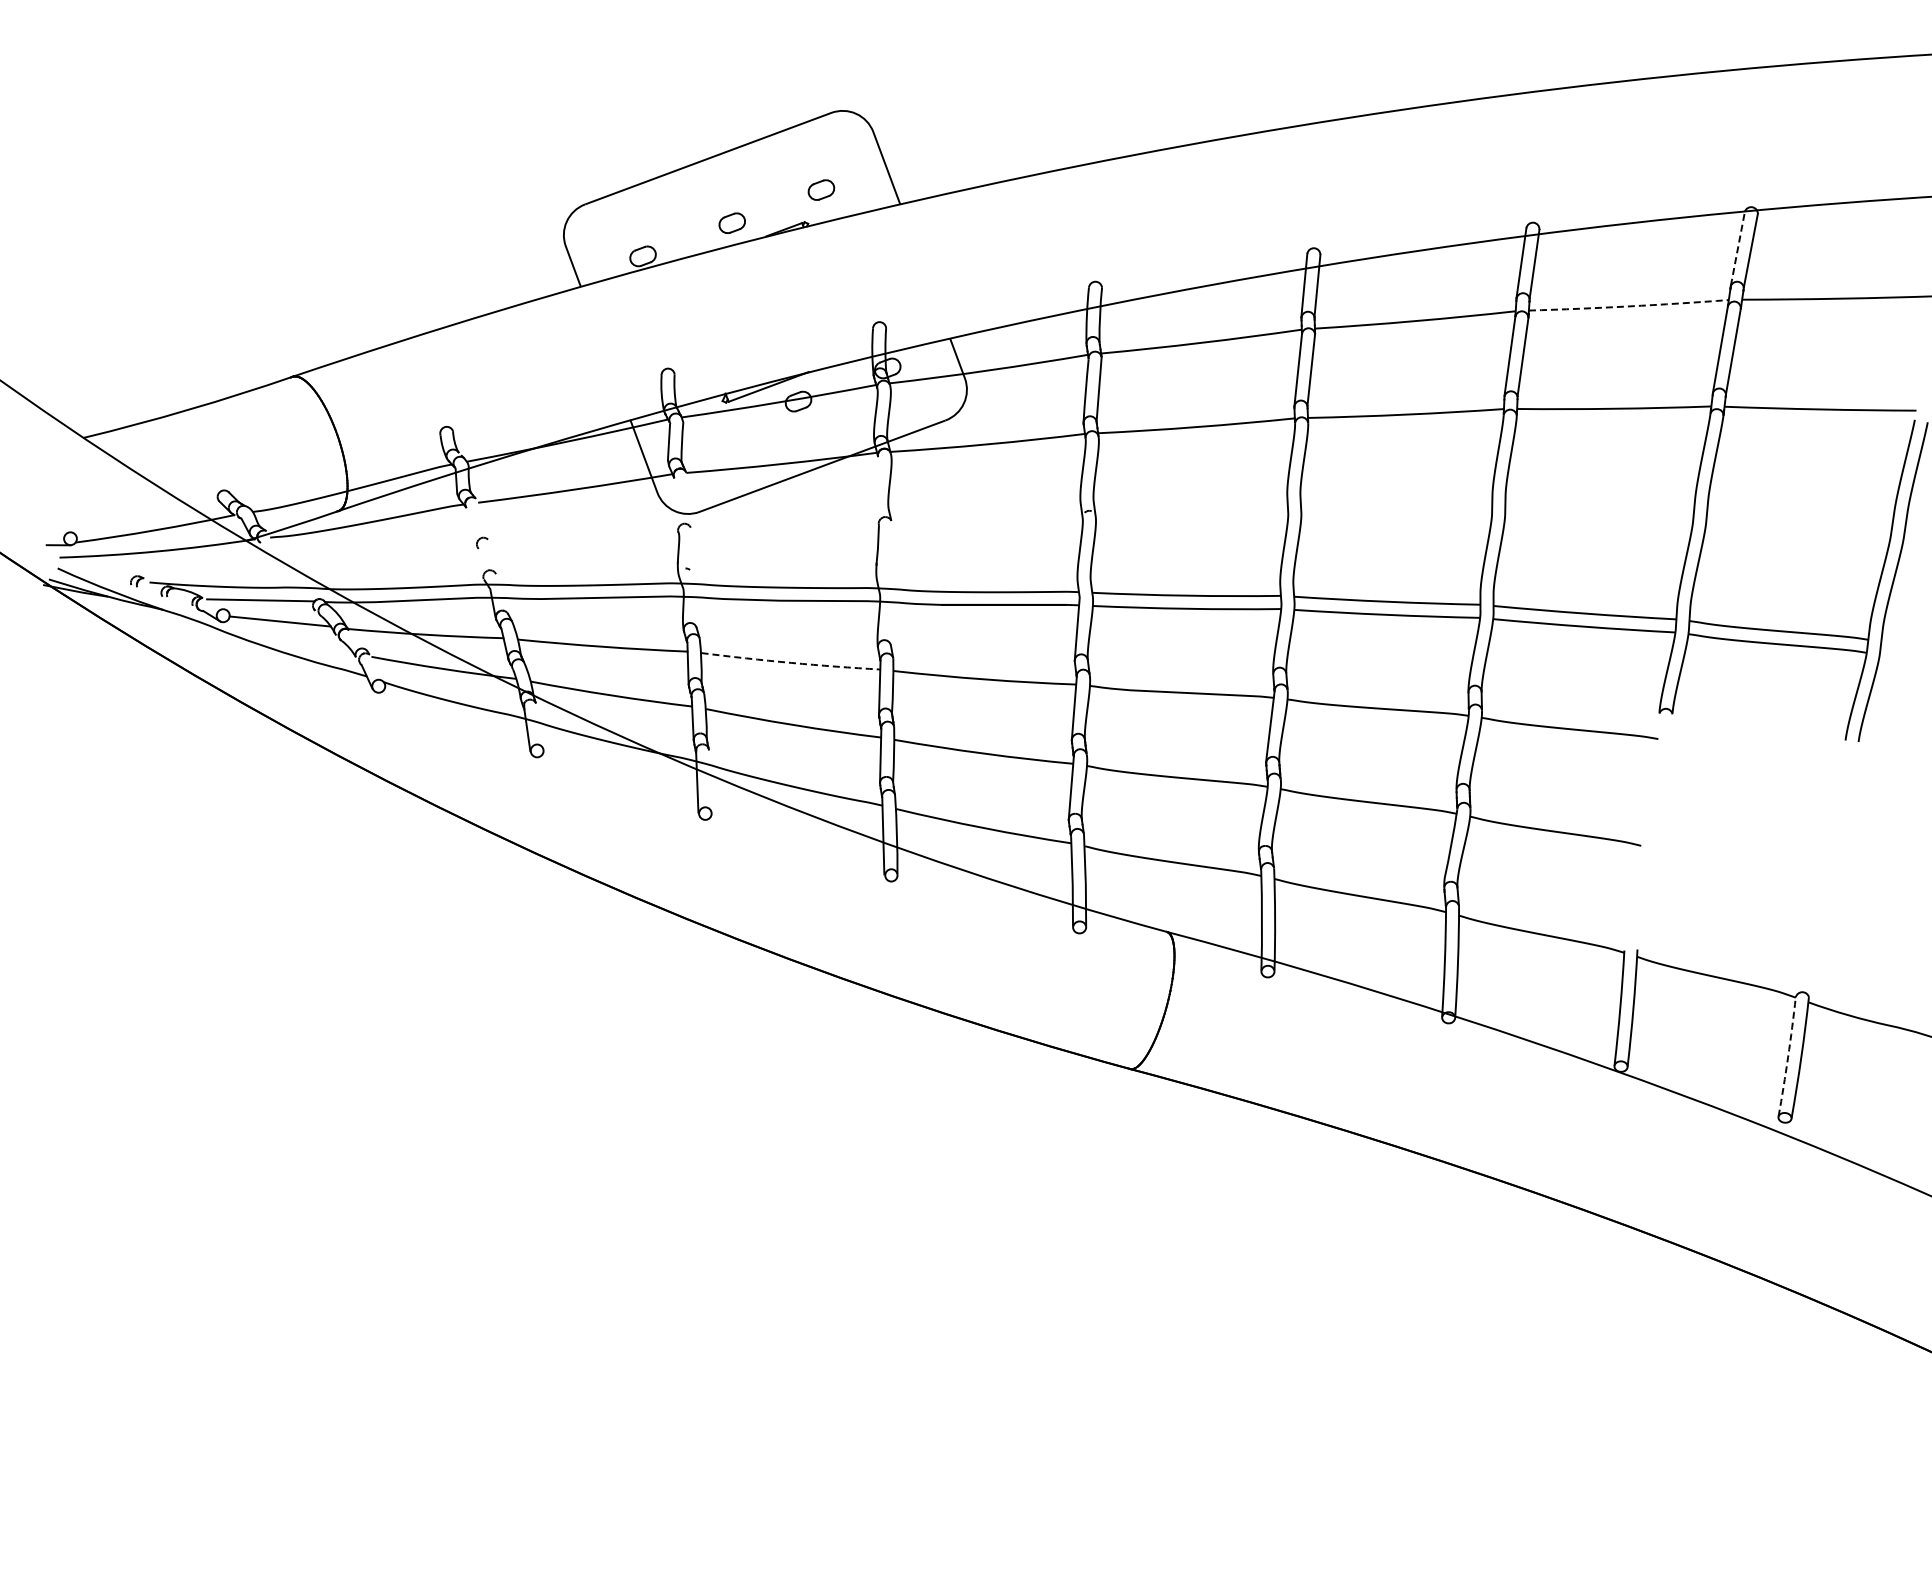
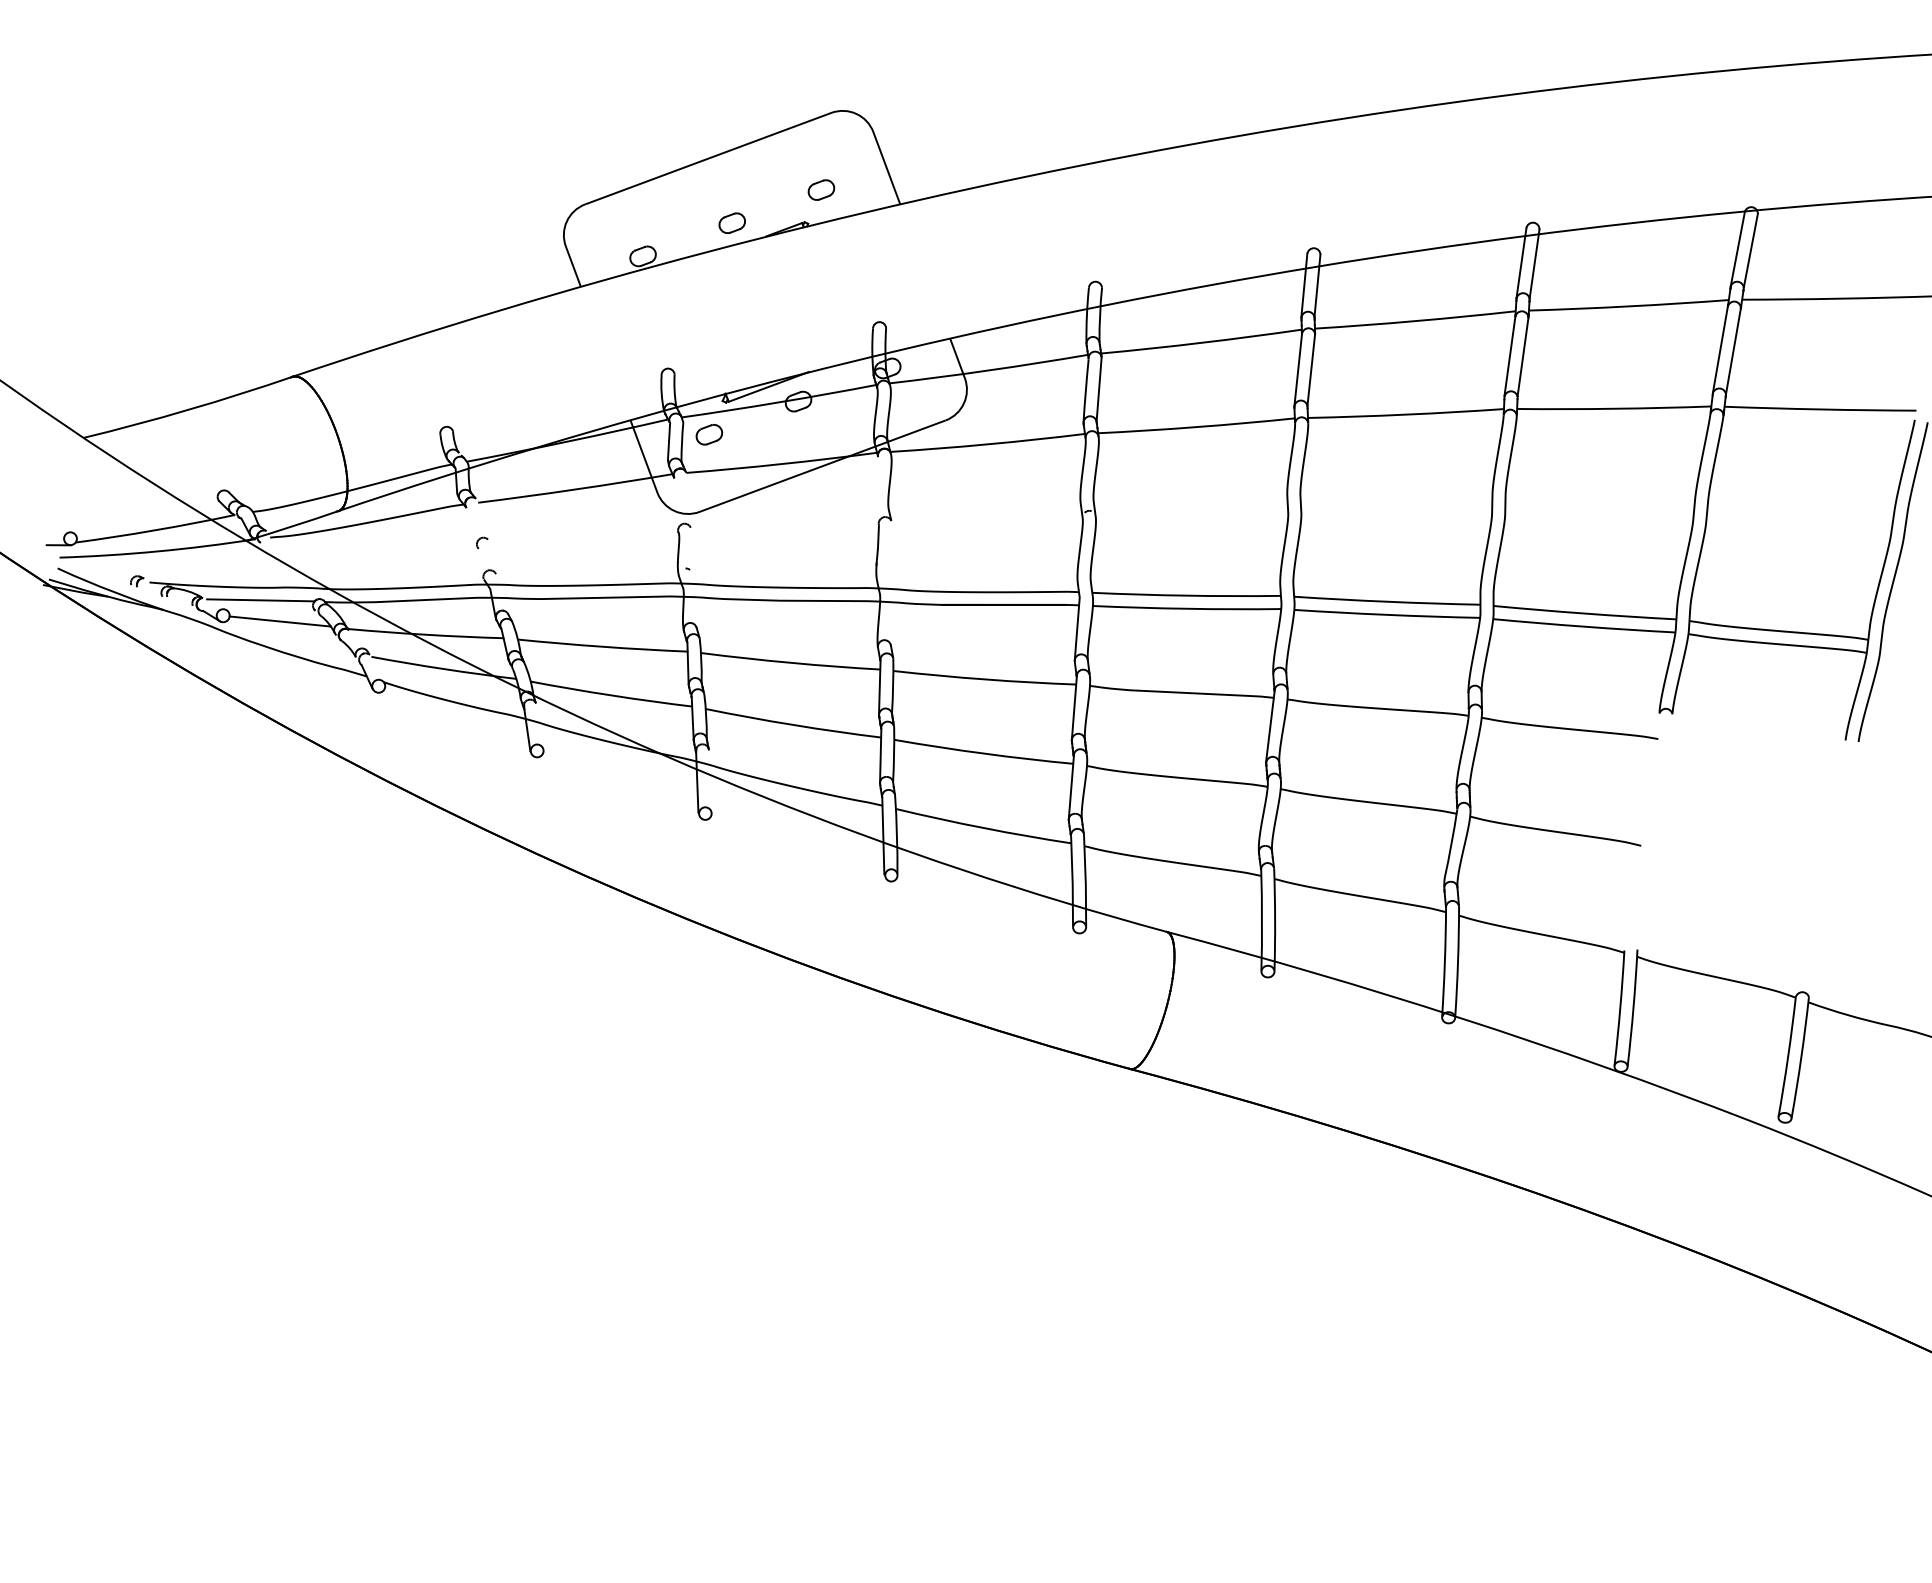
line: dashed -> solid (1737, 248)
arc: dashed -> solid (1628, 306)
part: none -> present (709, 434)
arc: dashed -> solid (791, 662)
arc: dashed -> solid (1788, 1057)
